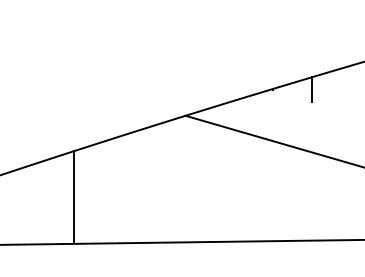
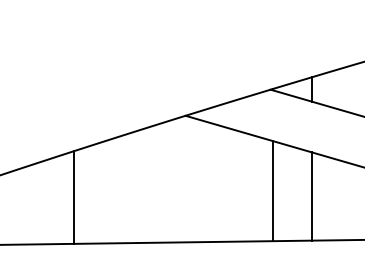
line: none -> present (315, 102)
line: none -> present (273, 191)
line: none -> present (312, 196)
